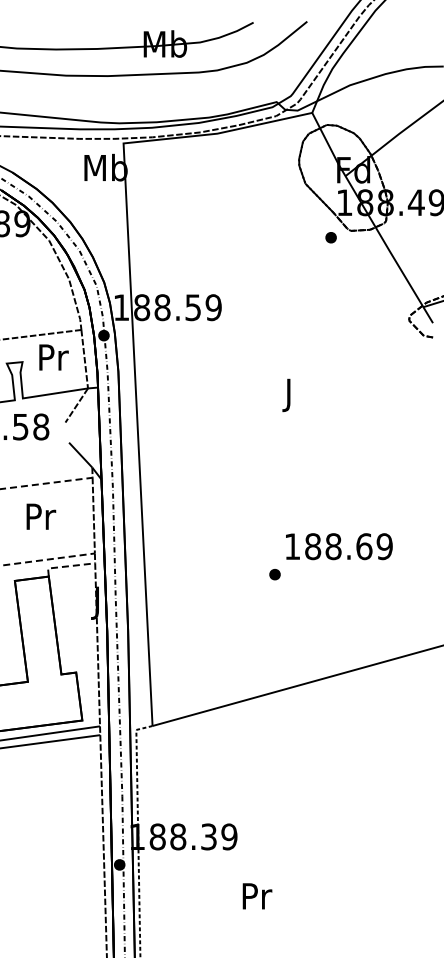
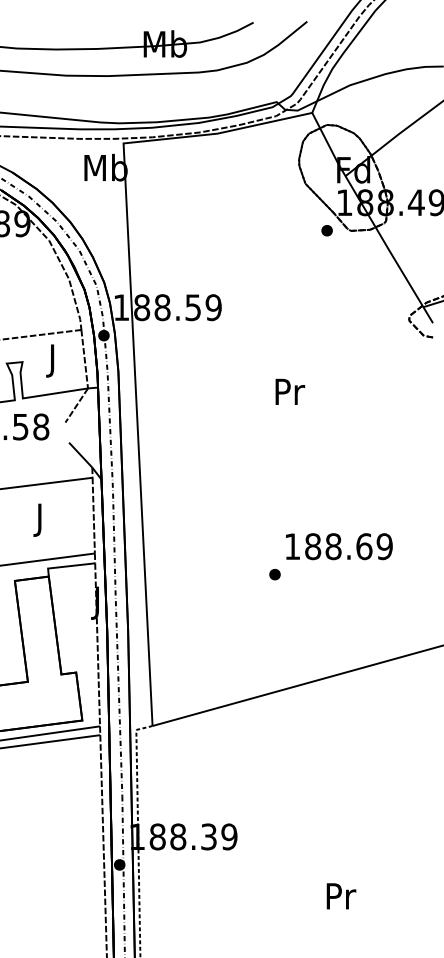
part position: (330, 237) -> (326, 230) (326, 230)
text: Pr -> J (53, 360)
text: J -> Pr (290, 395)
line: dashed -> solid (47, 483)
text: Pr -> J (41, 519)
line: dashed -> solid (47, 559)
line: dashed -> solid (66, 566)
text position: (257, 896) -> (341, 896) (341, 896)
